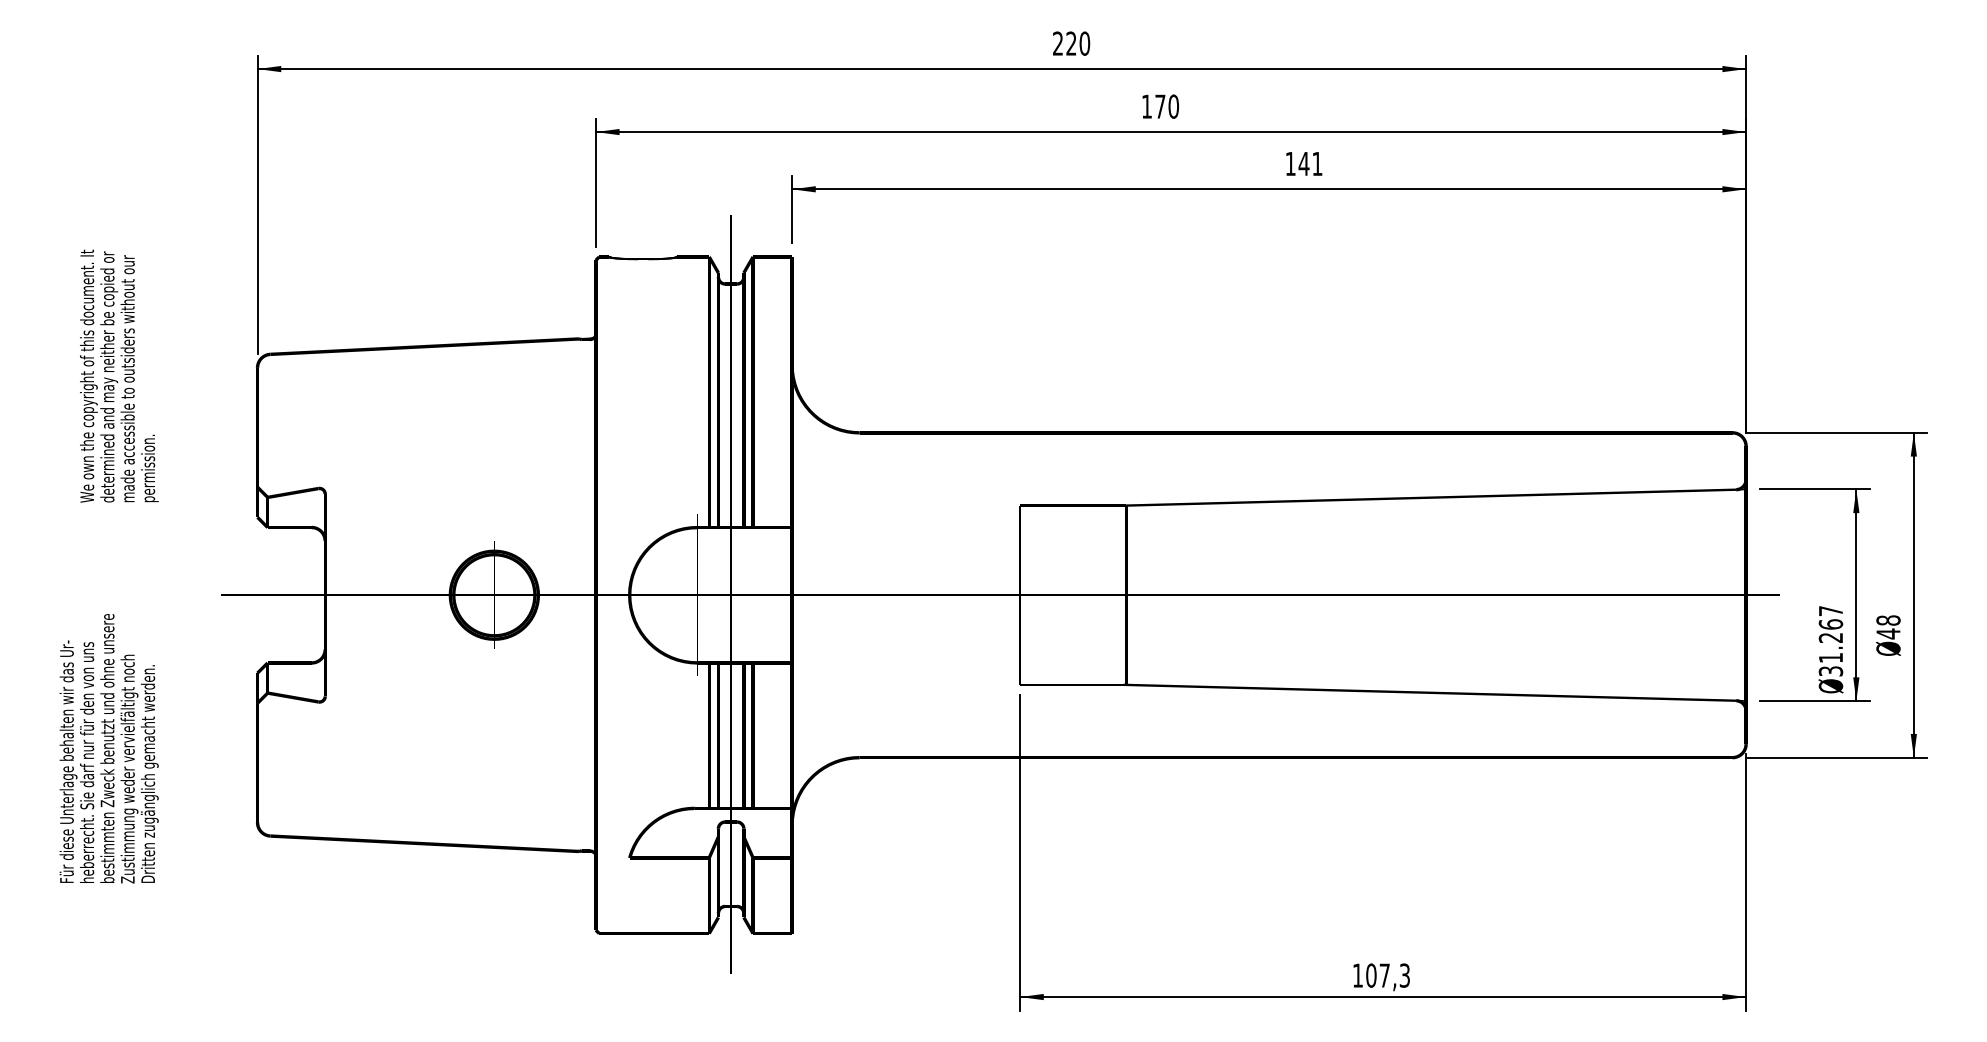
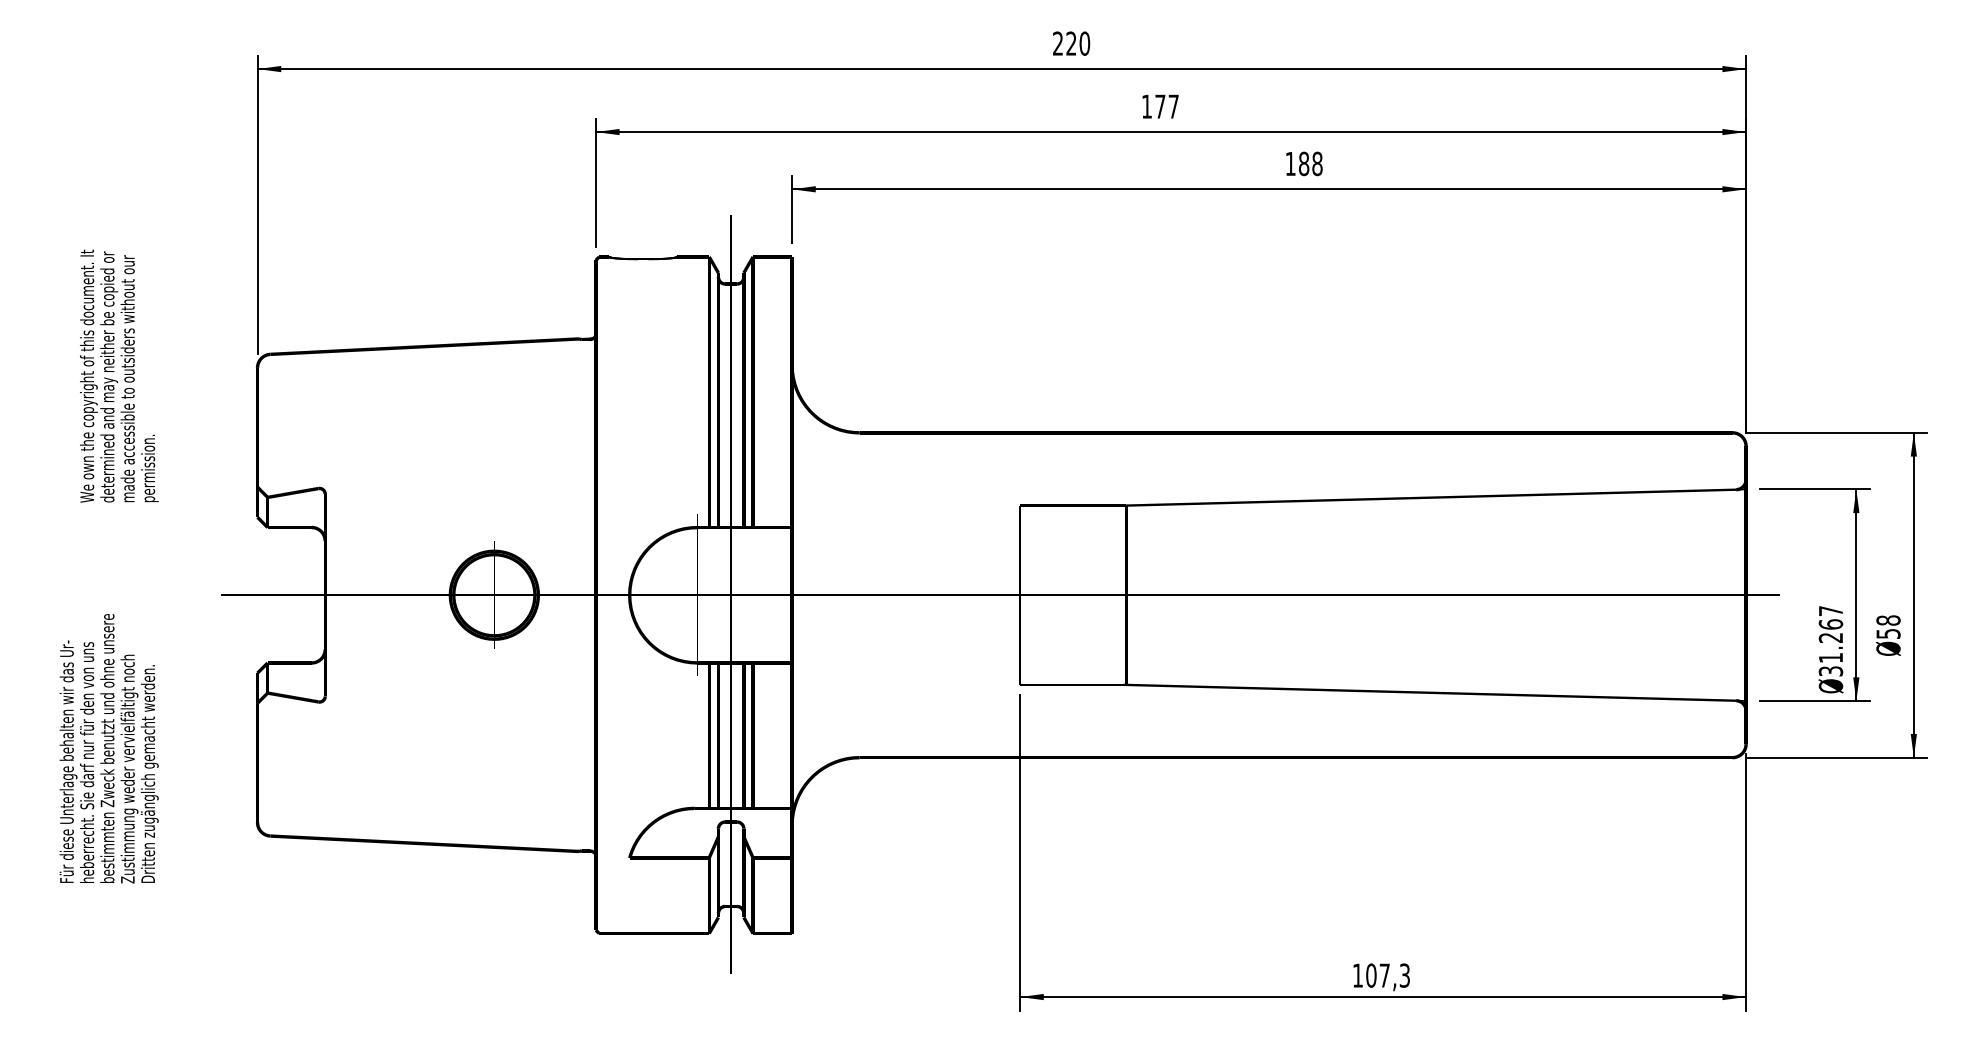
text: 170 -> 177 (1173, 106)
text: 141 -> 188 (1310, 163)
text: 48 -> 58 (1888, 633)
